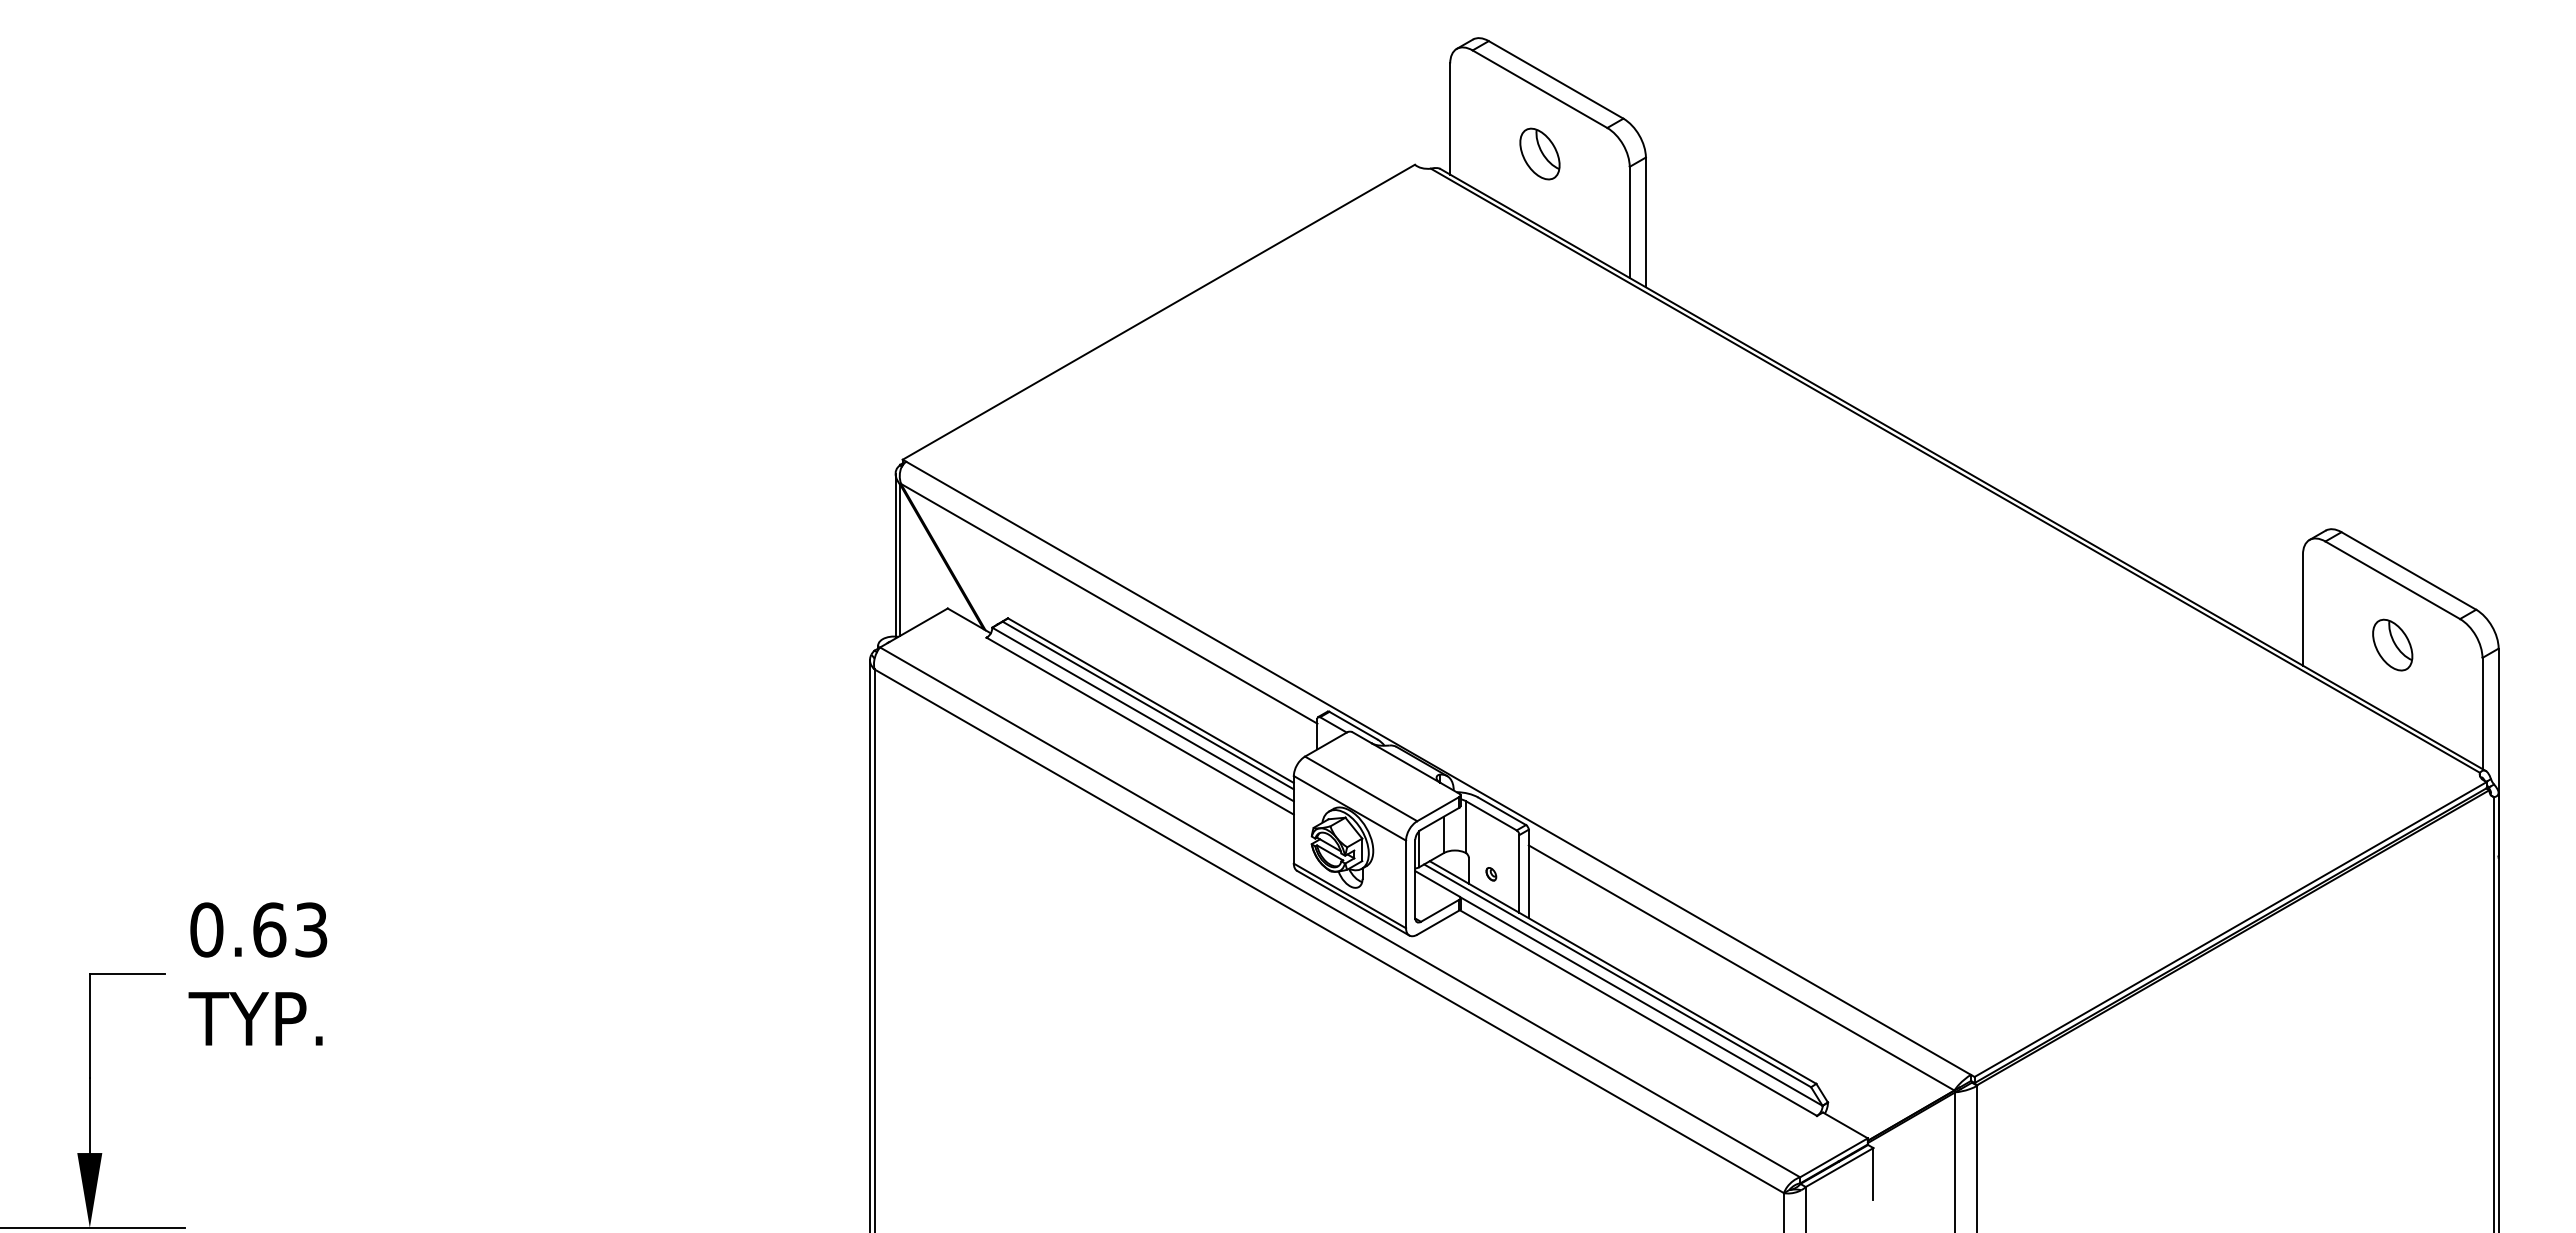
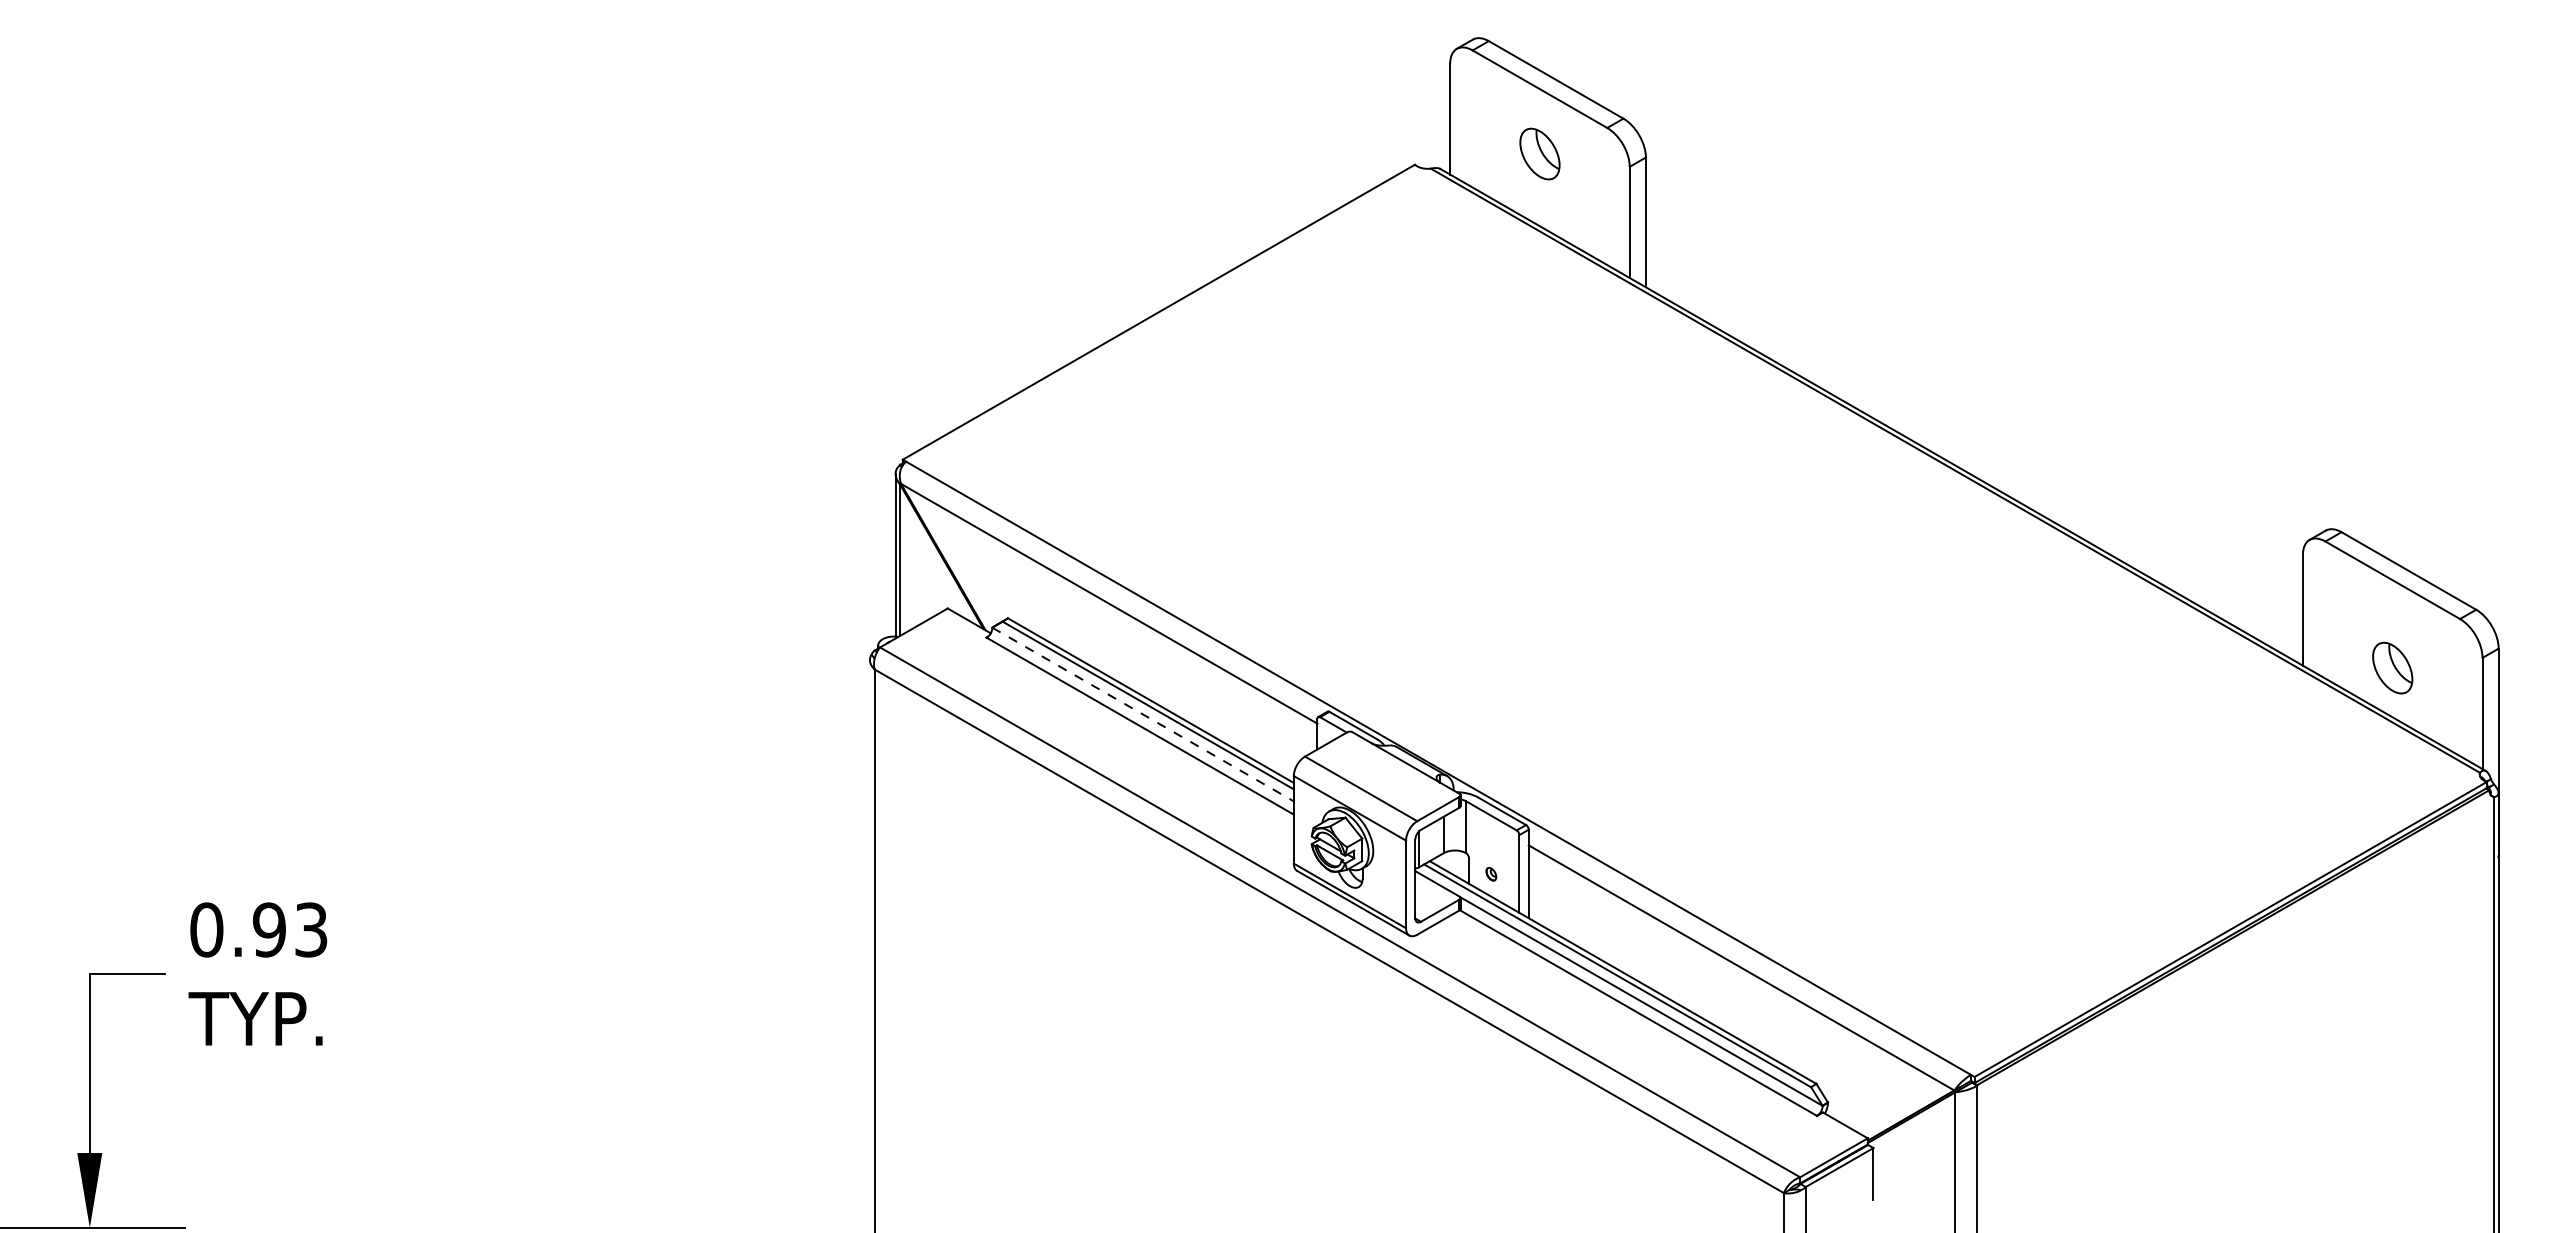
part position: (2392, 644) -> (2392, 667) (2392, 667)
line: solid -> dashed (1143, 714)
text: 0.63 -> 0.93 (269, 929)
line: present -> none (869, 944)
